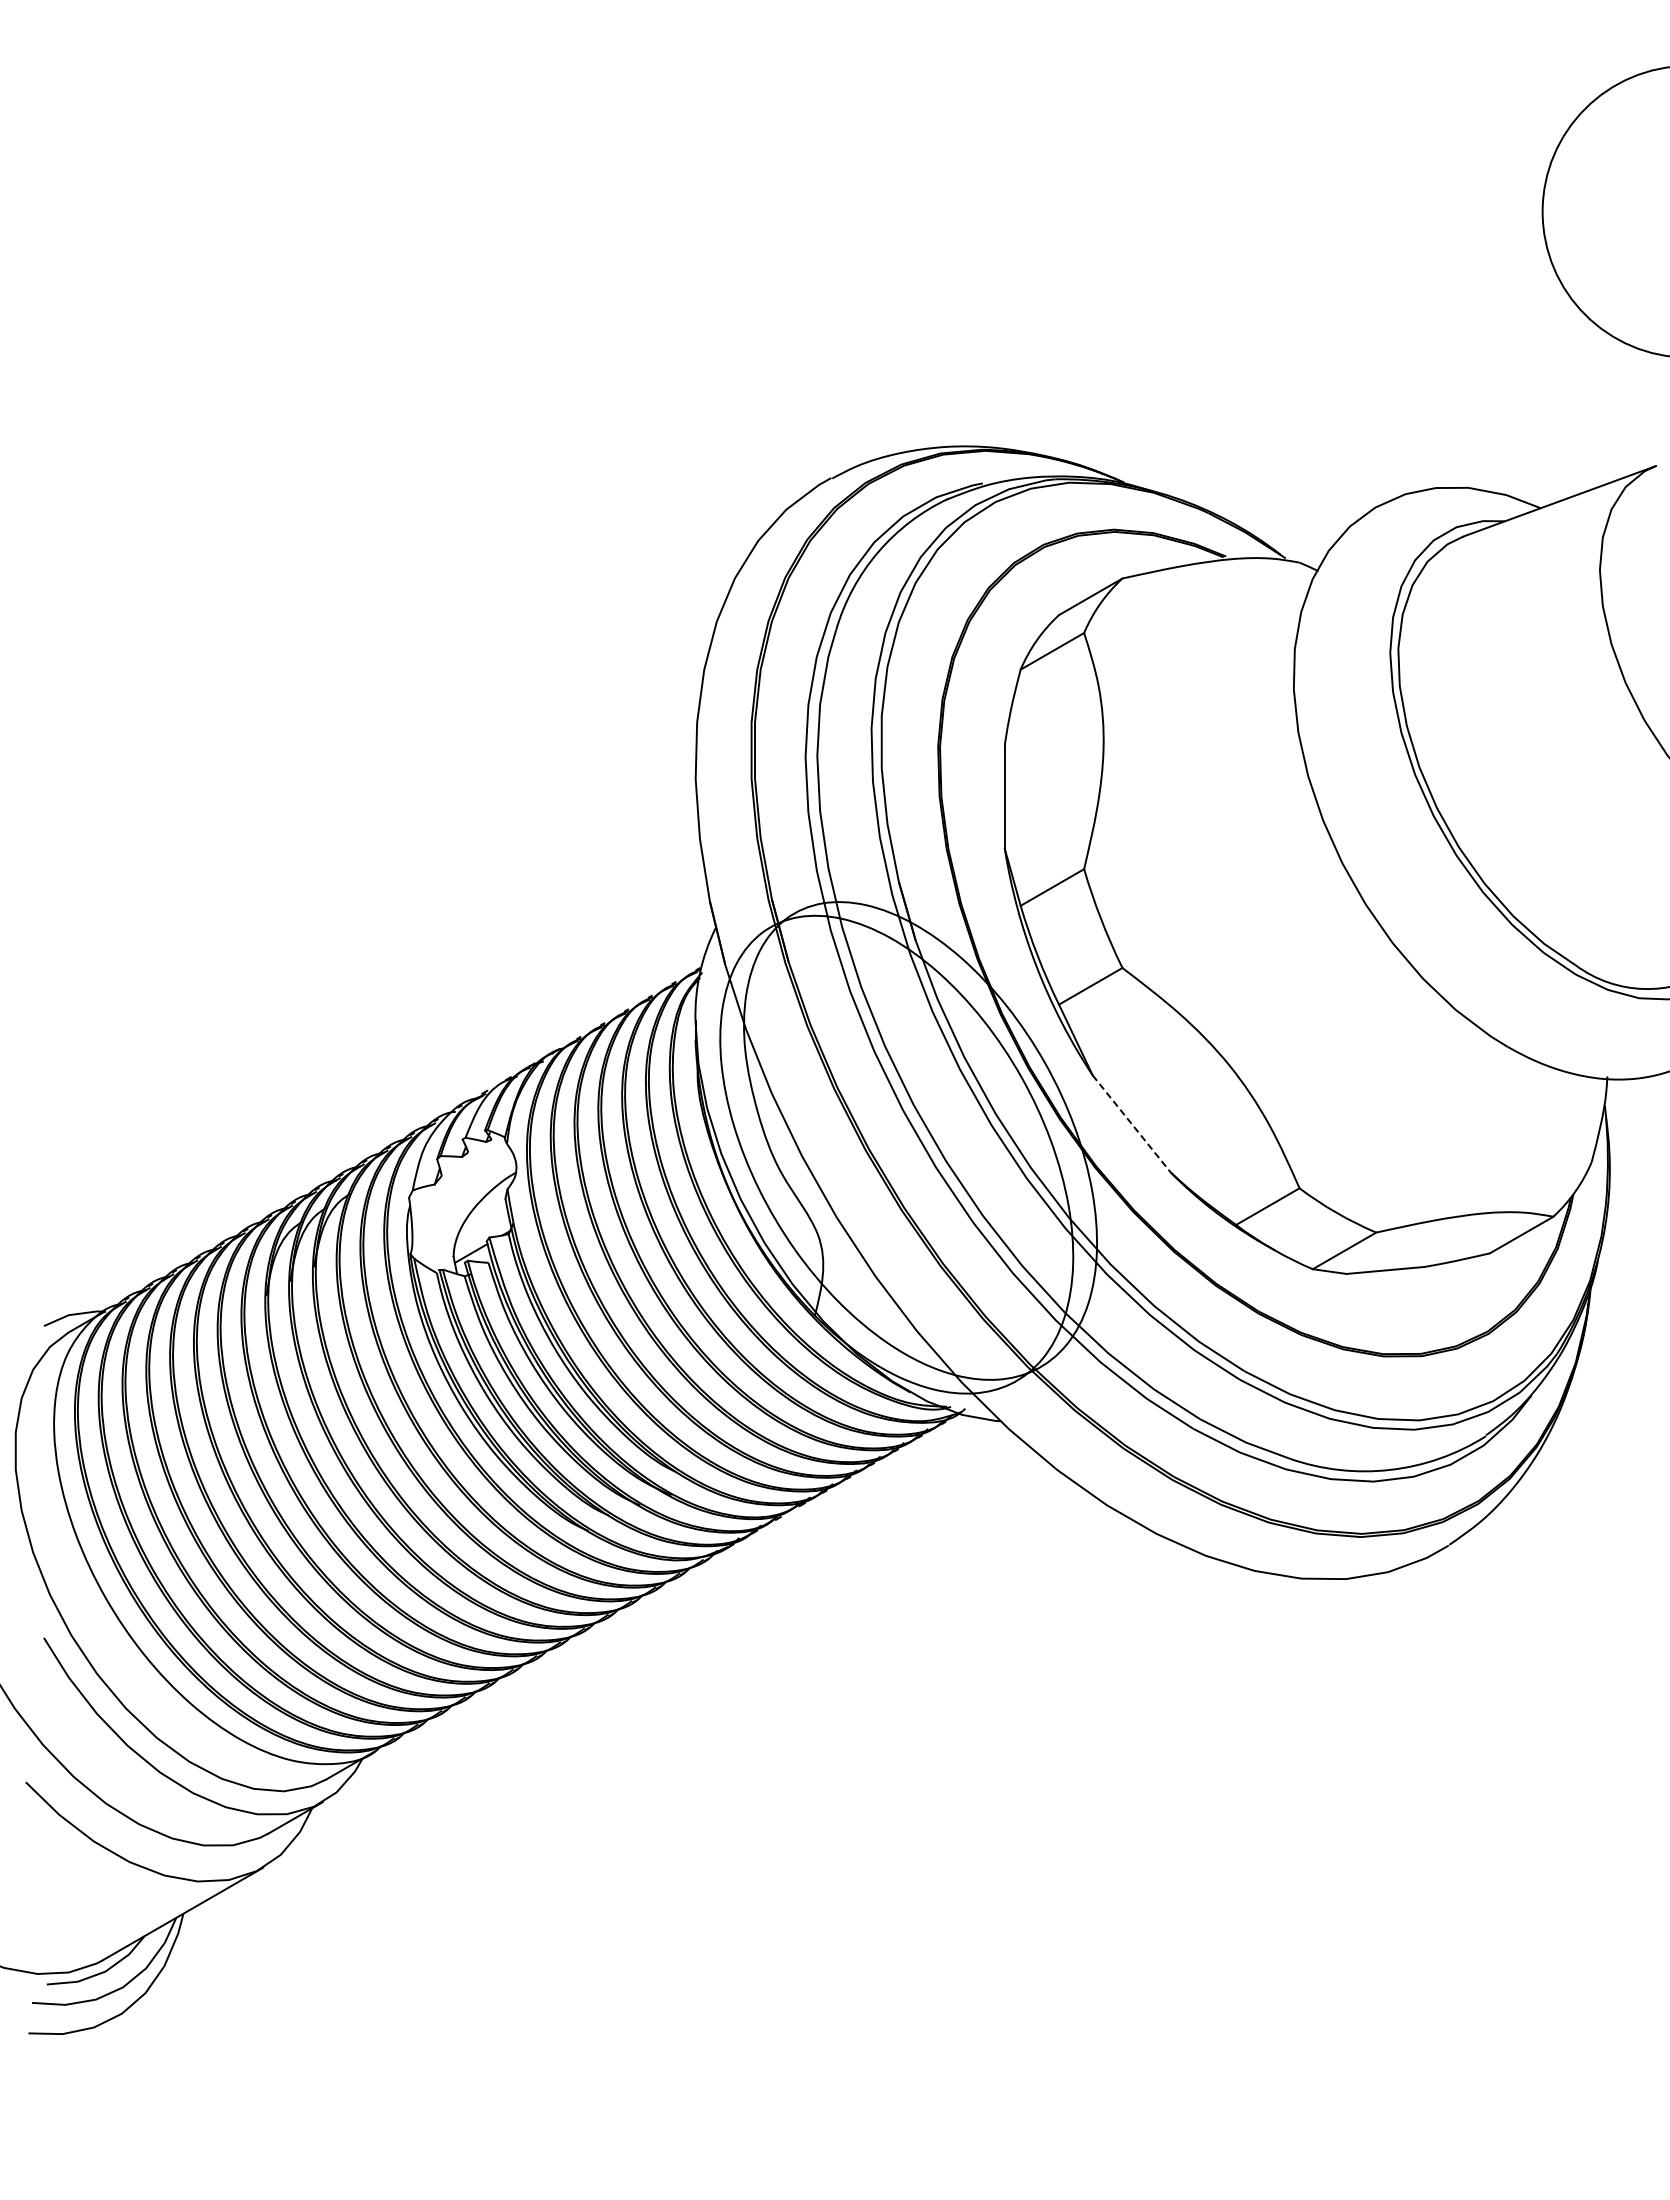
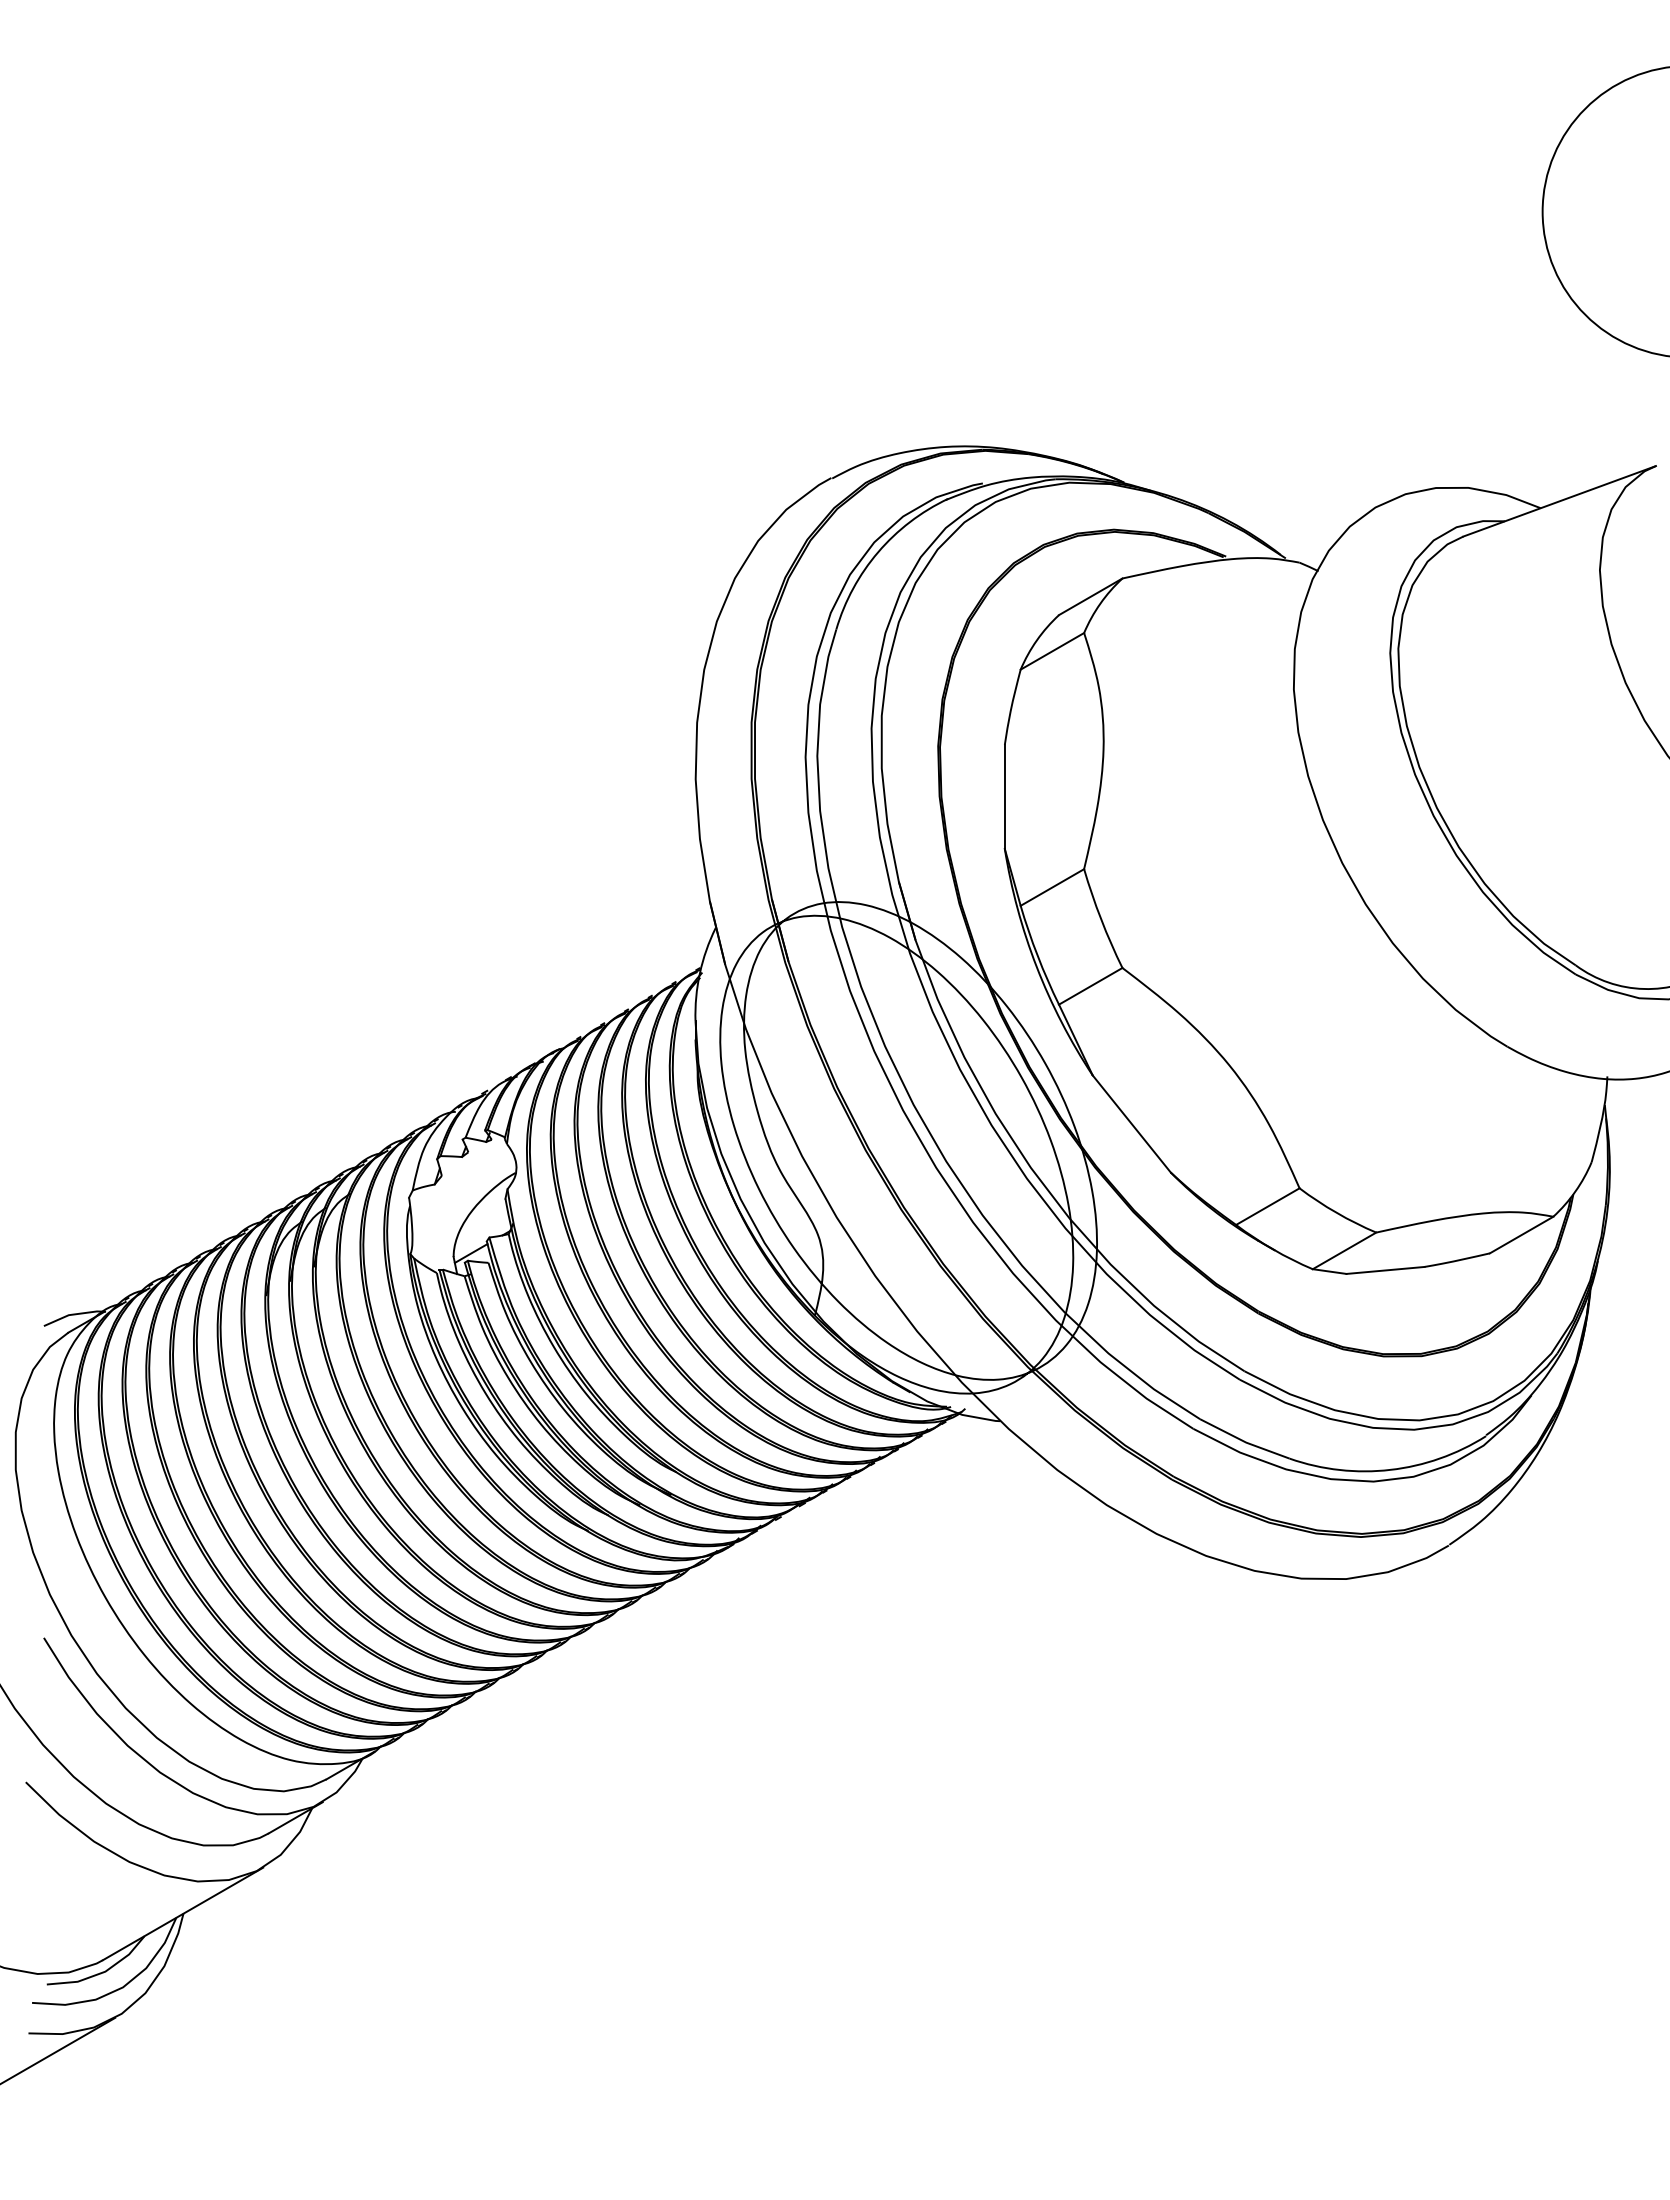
line: dashed -> solid (1132, 1124)
line: none -> present (58, 2049)
